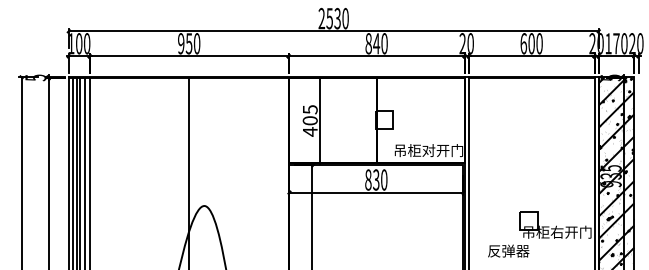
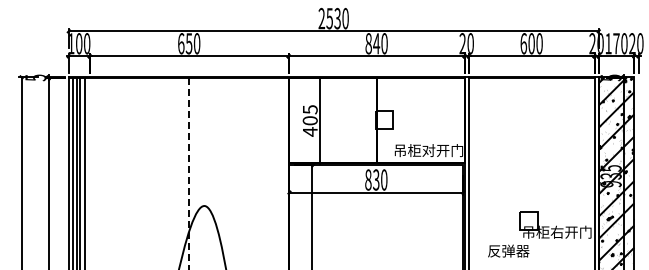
text: 950 -> 650 (181, 43)
line: present -> none (89, 172)
line: solid -> dashed (189, 174)
